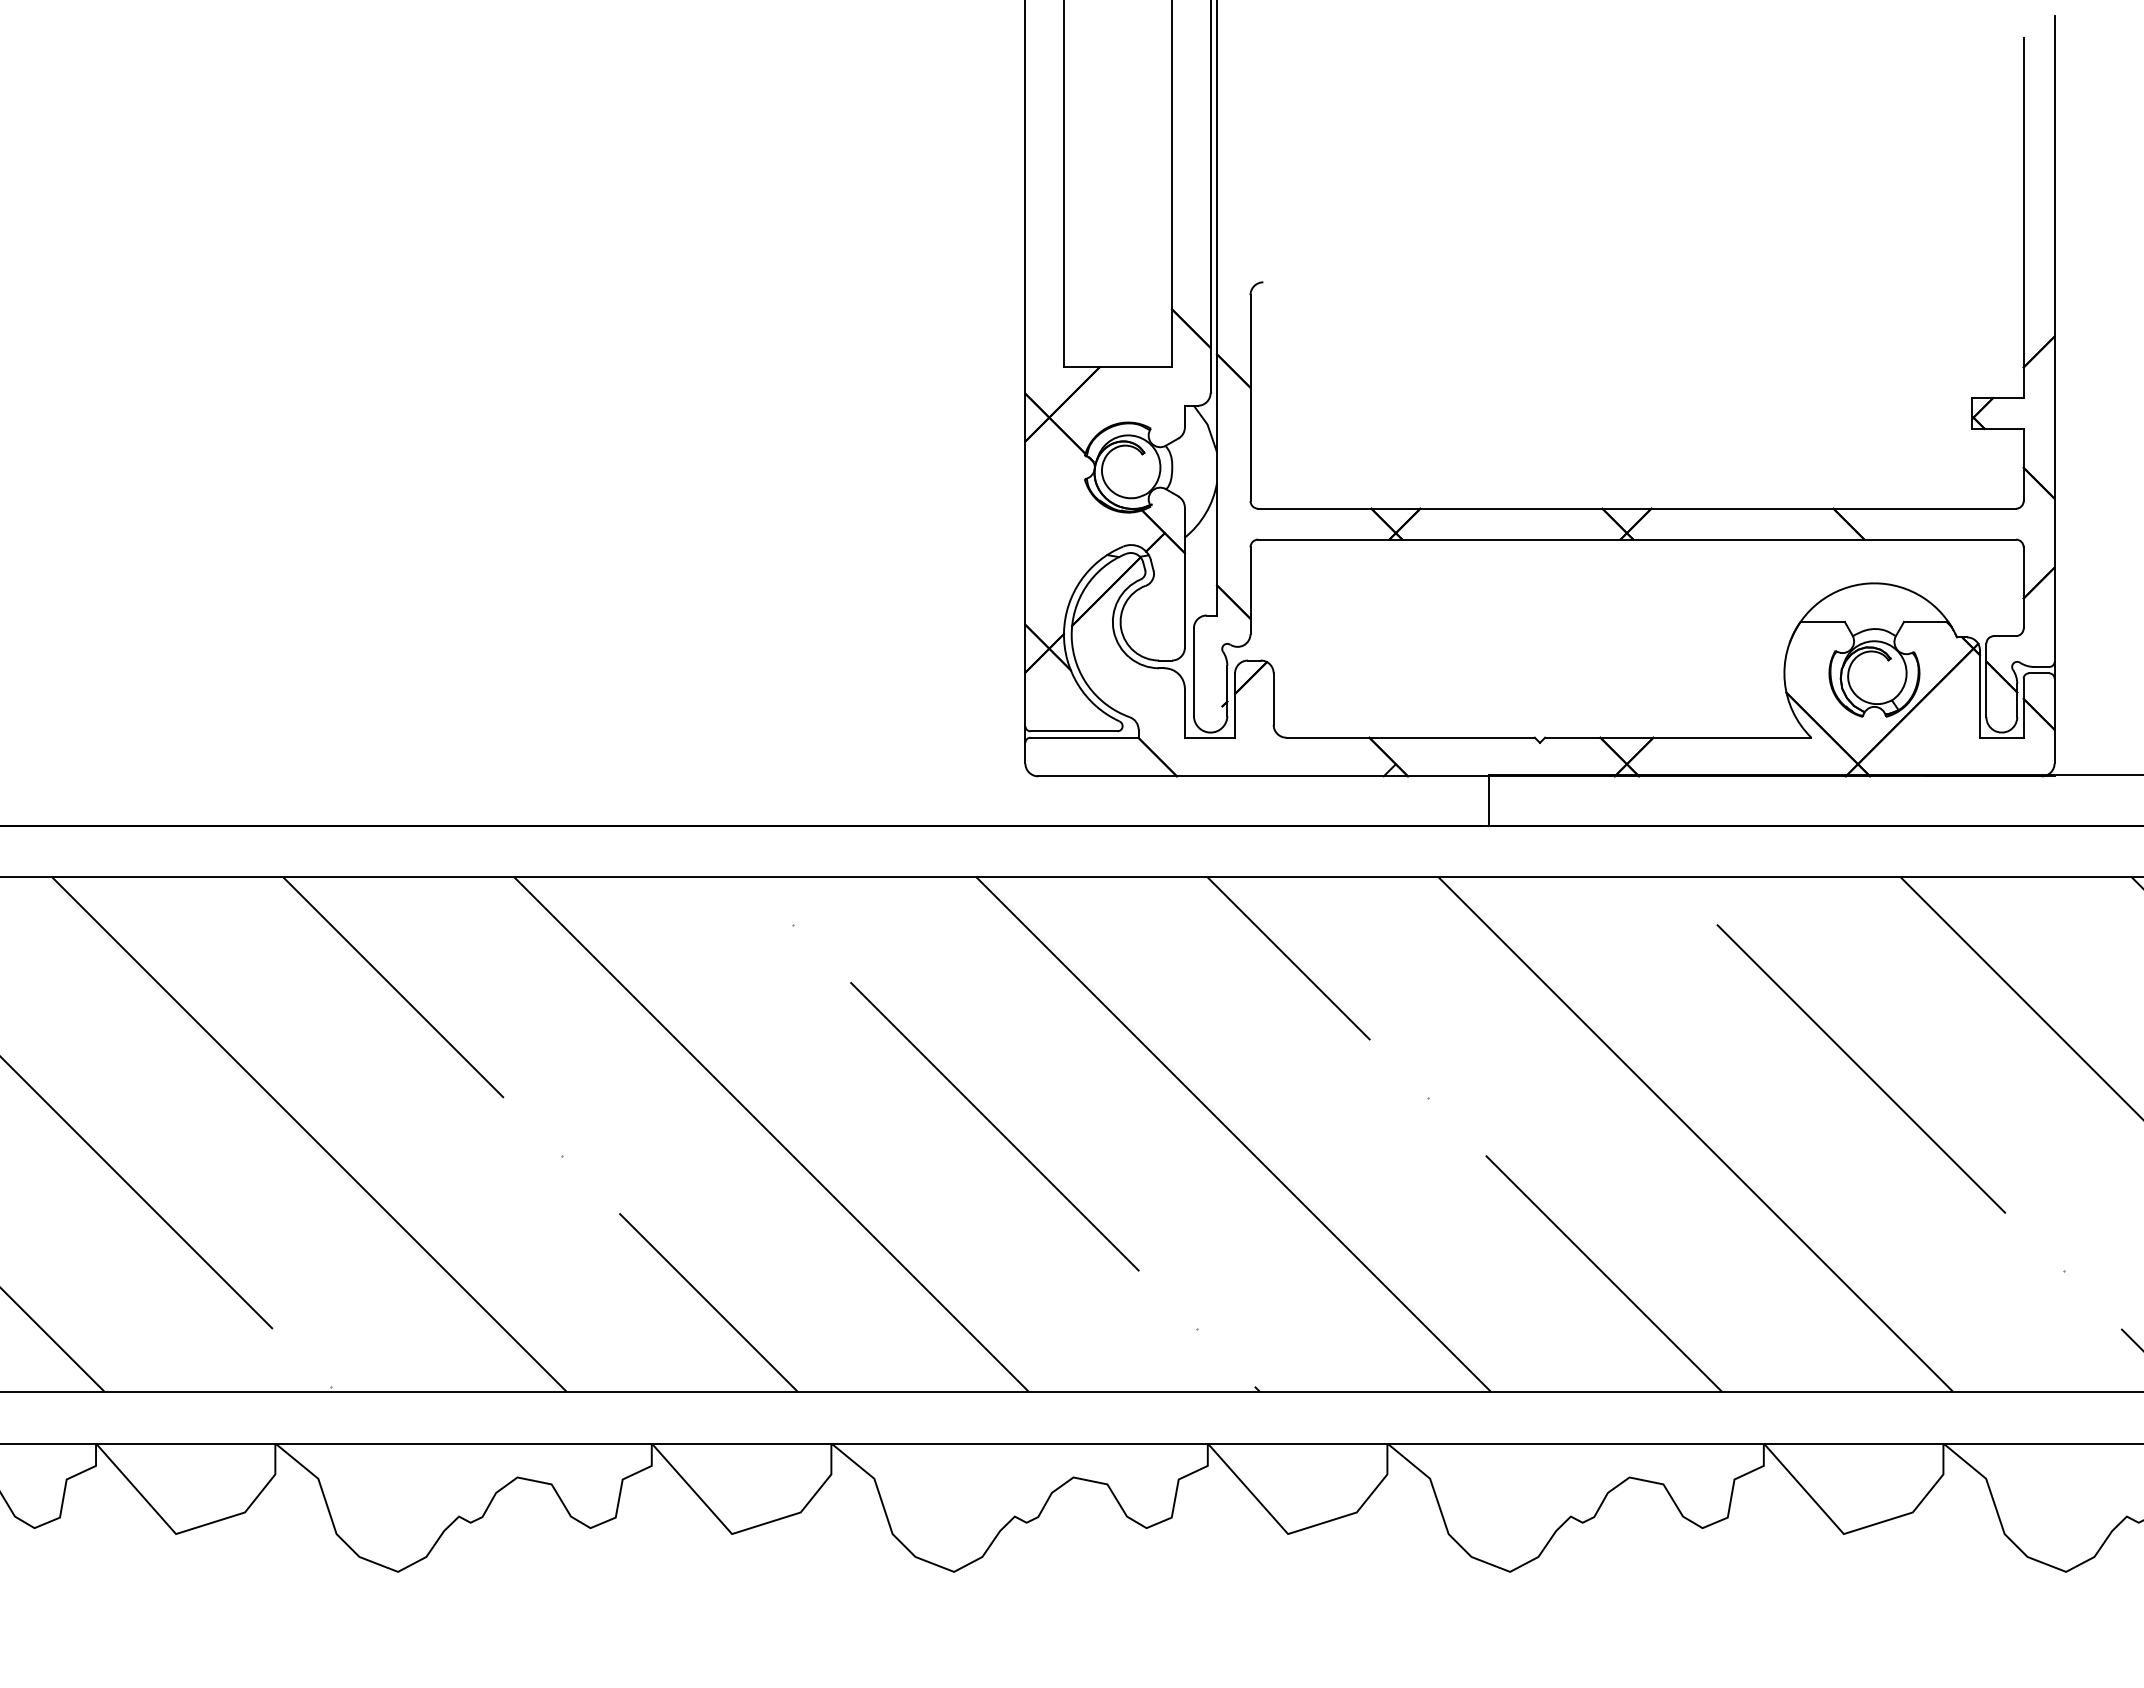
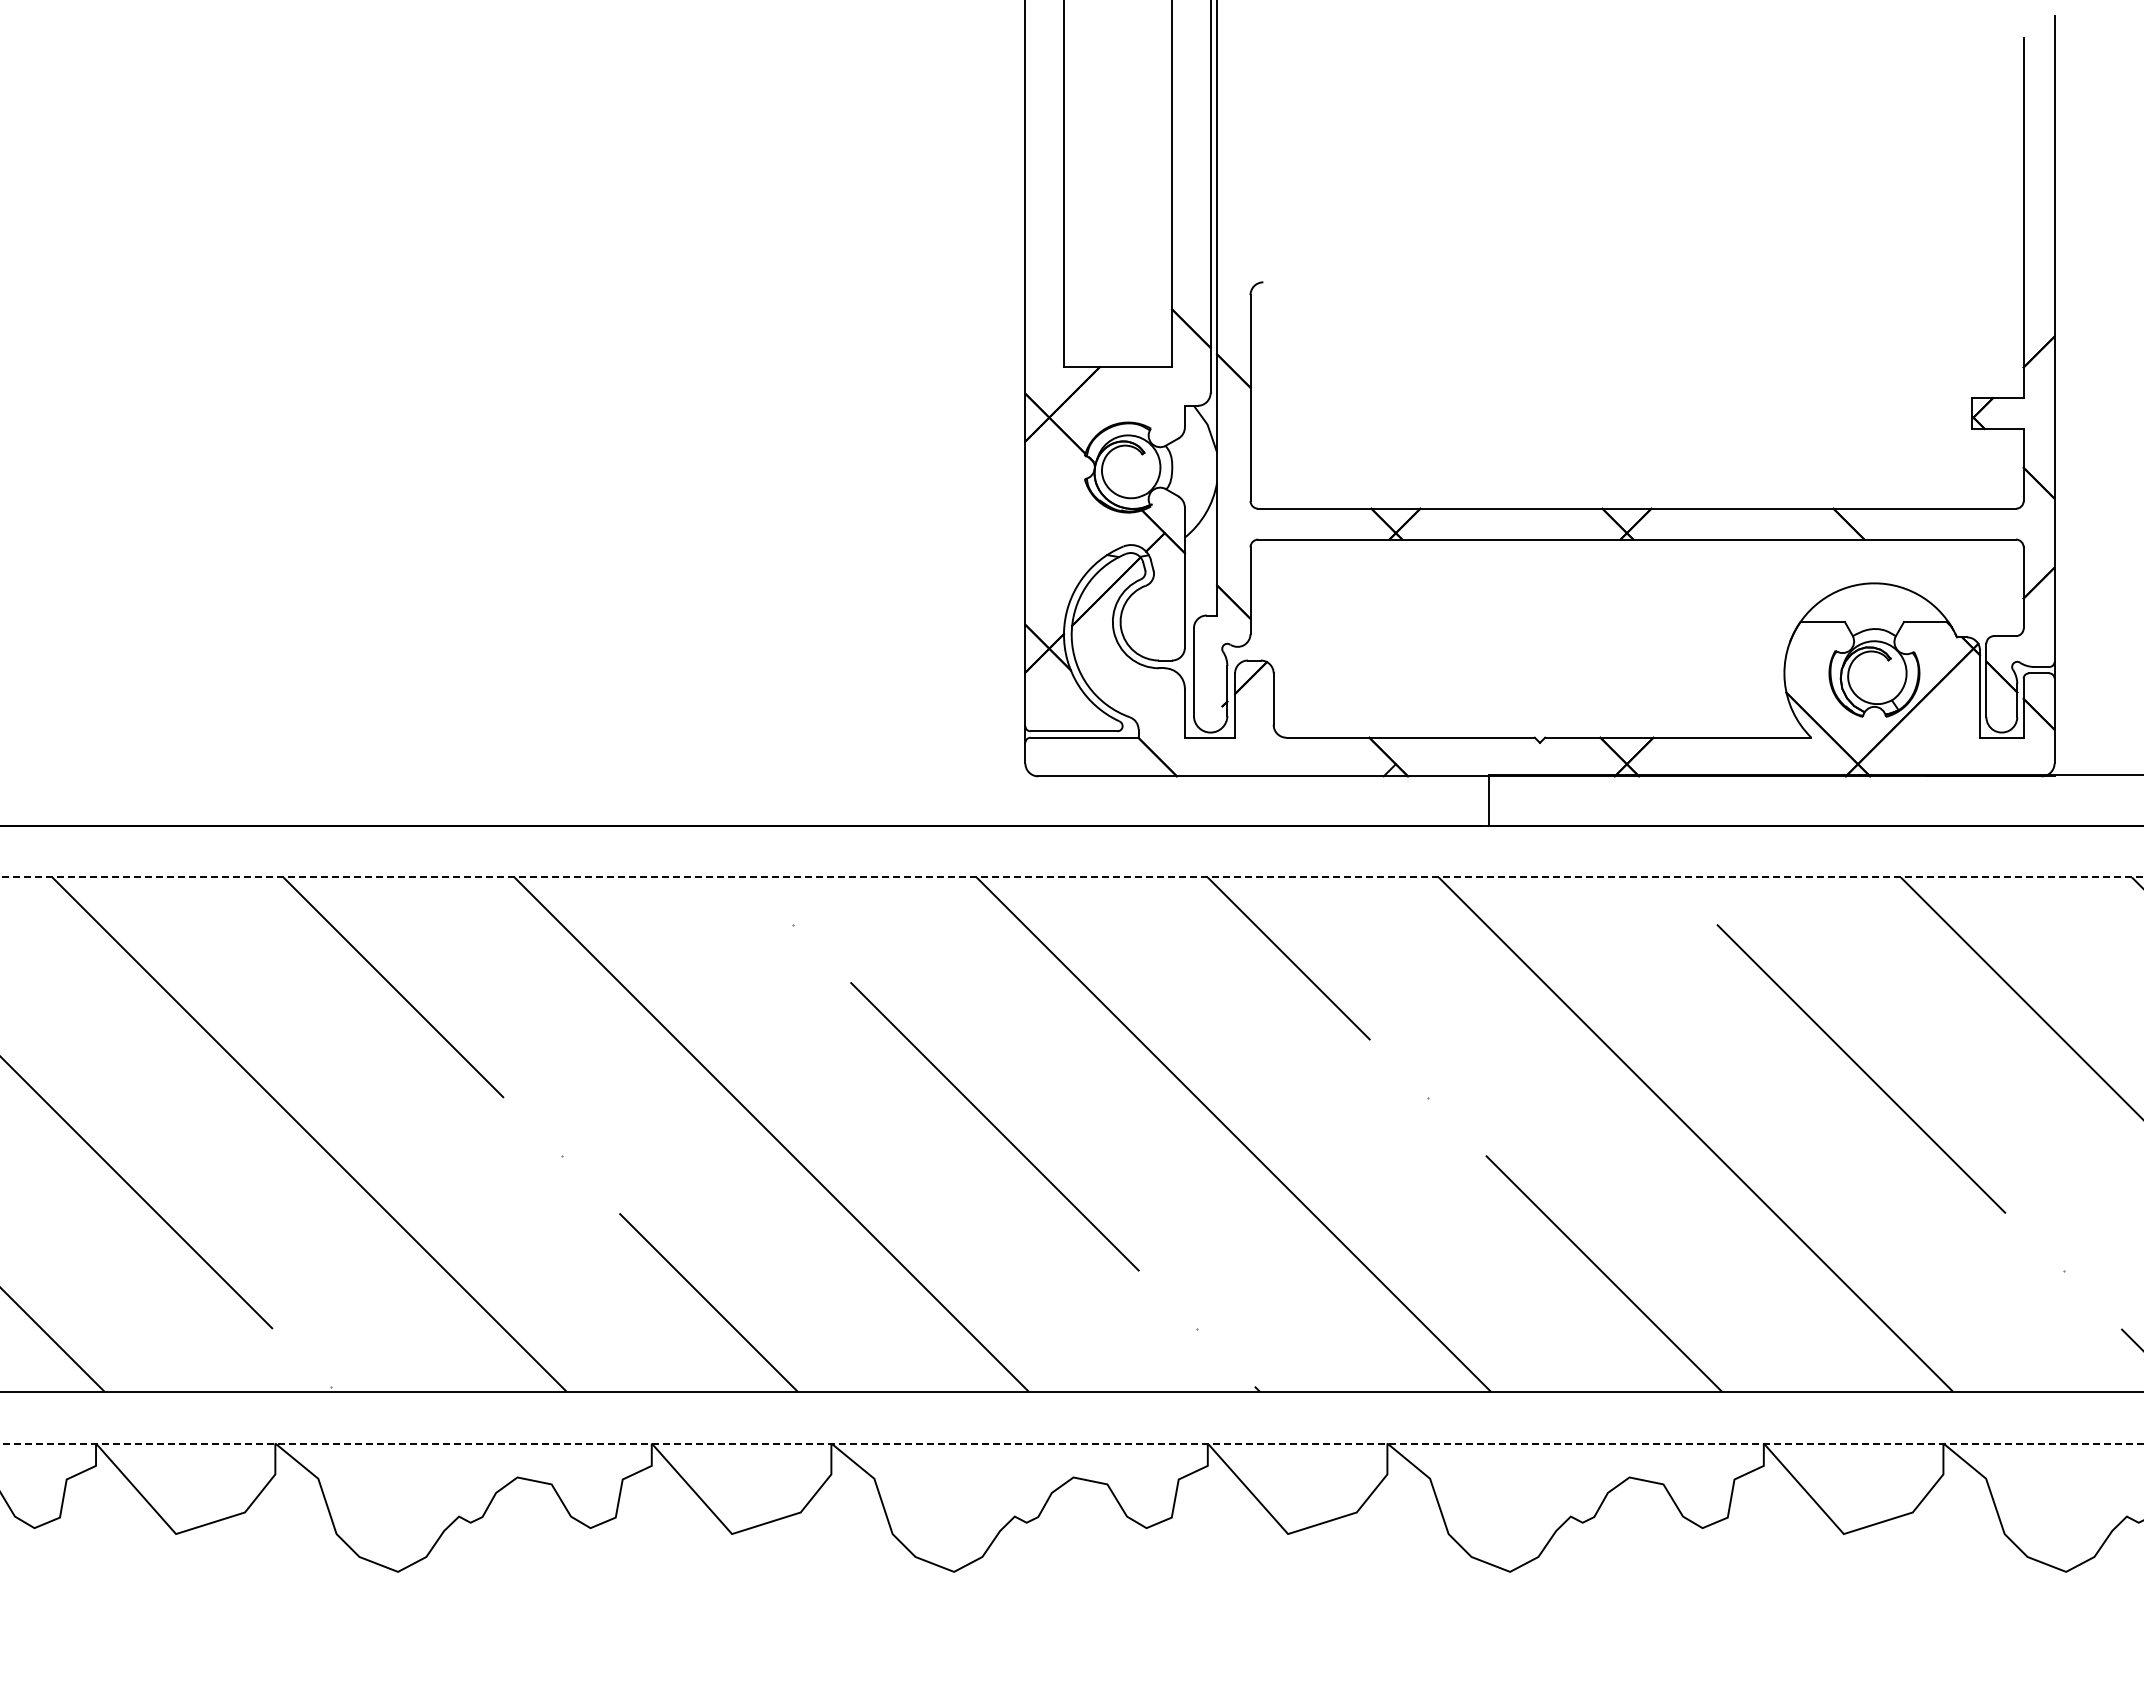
line: solid -> dashed (1072, 877)
line: solid -> dashed (1071, 1443)
